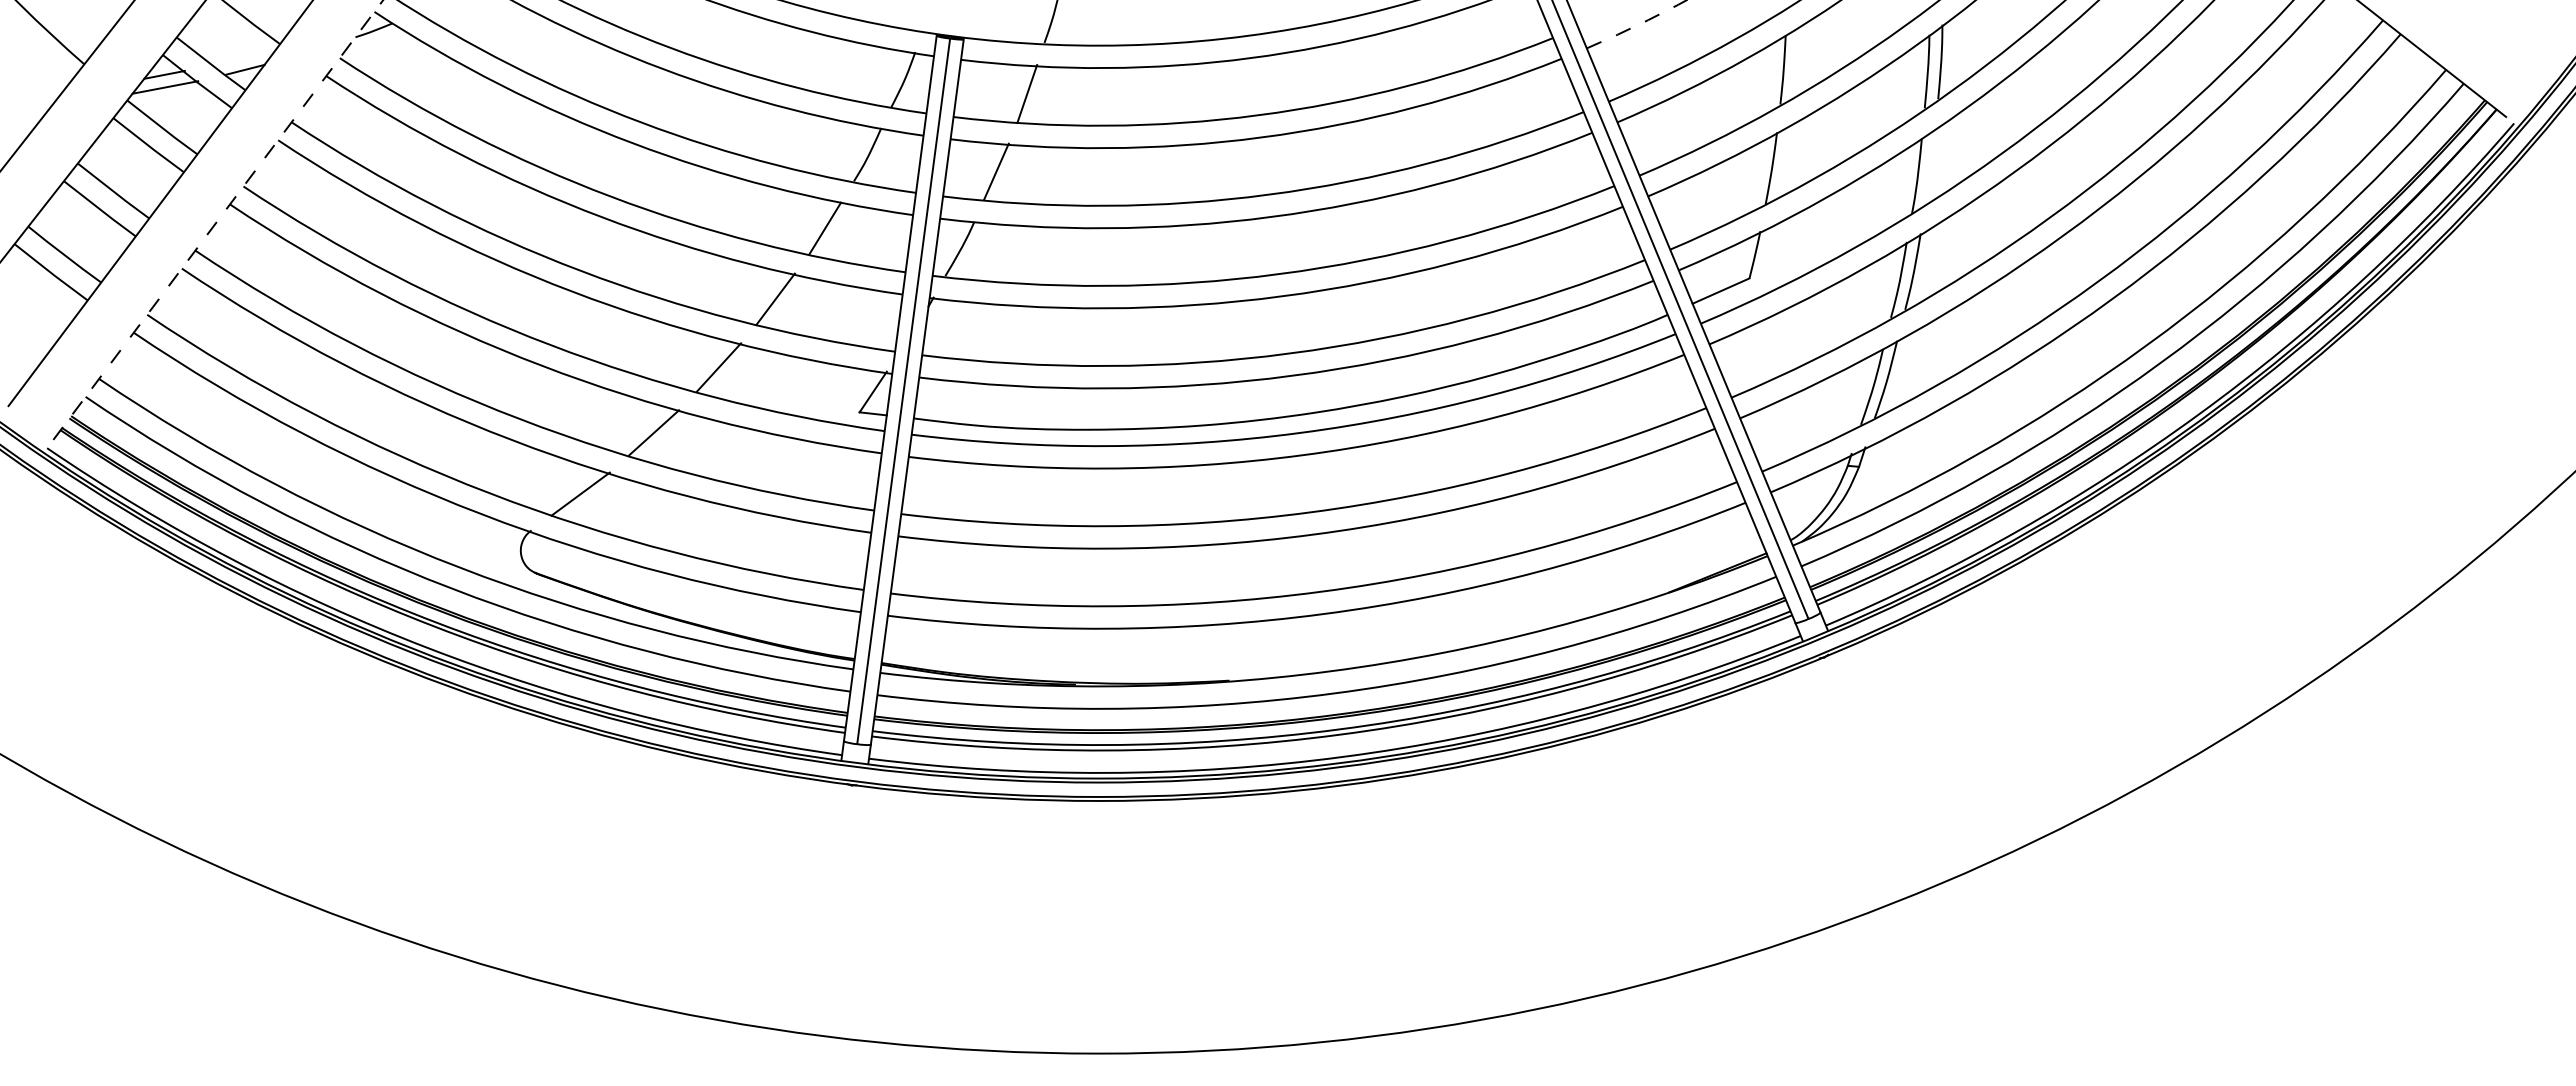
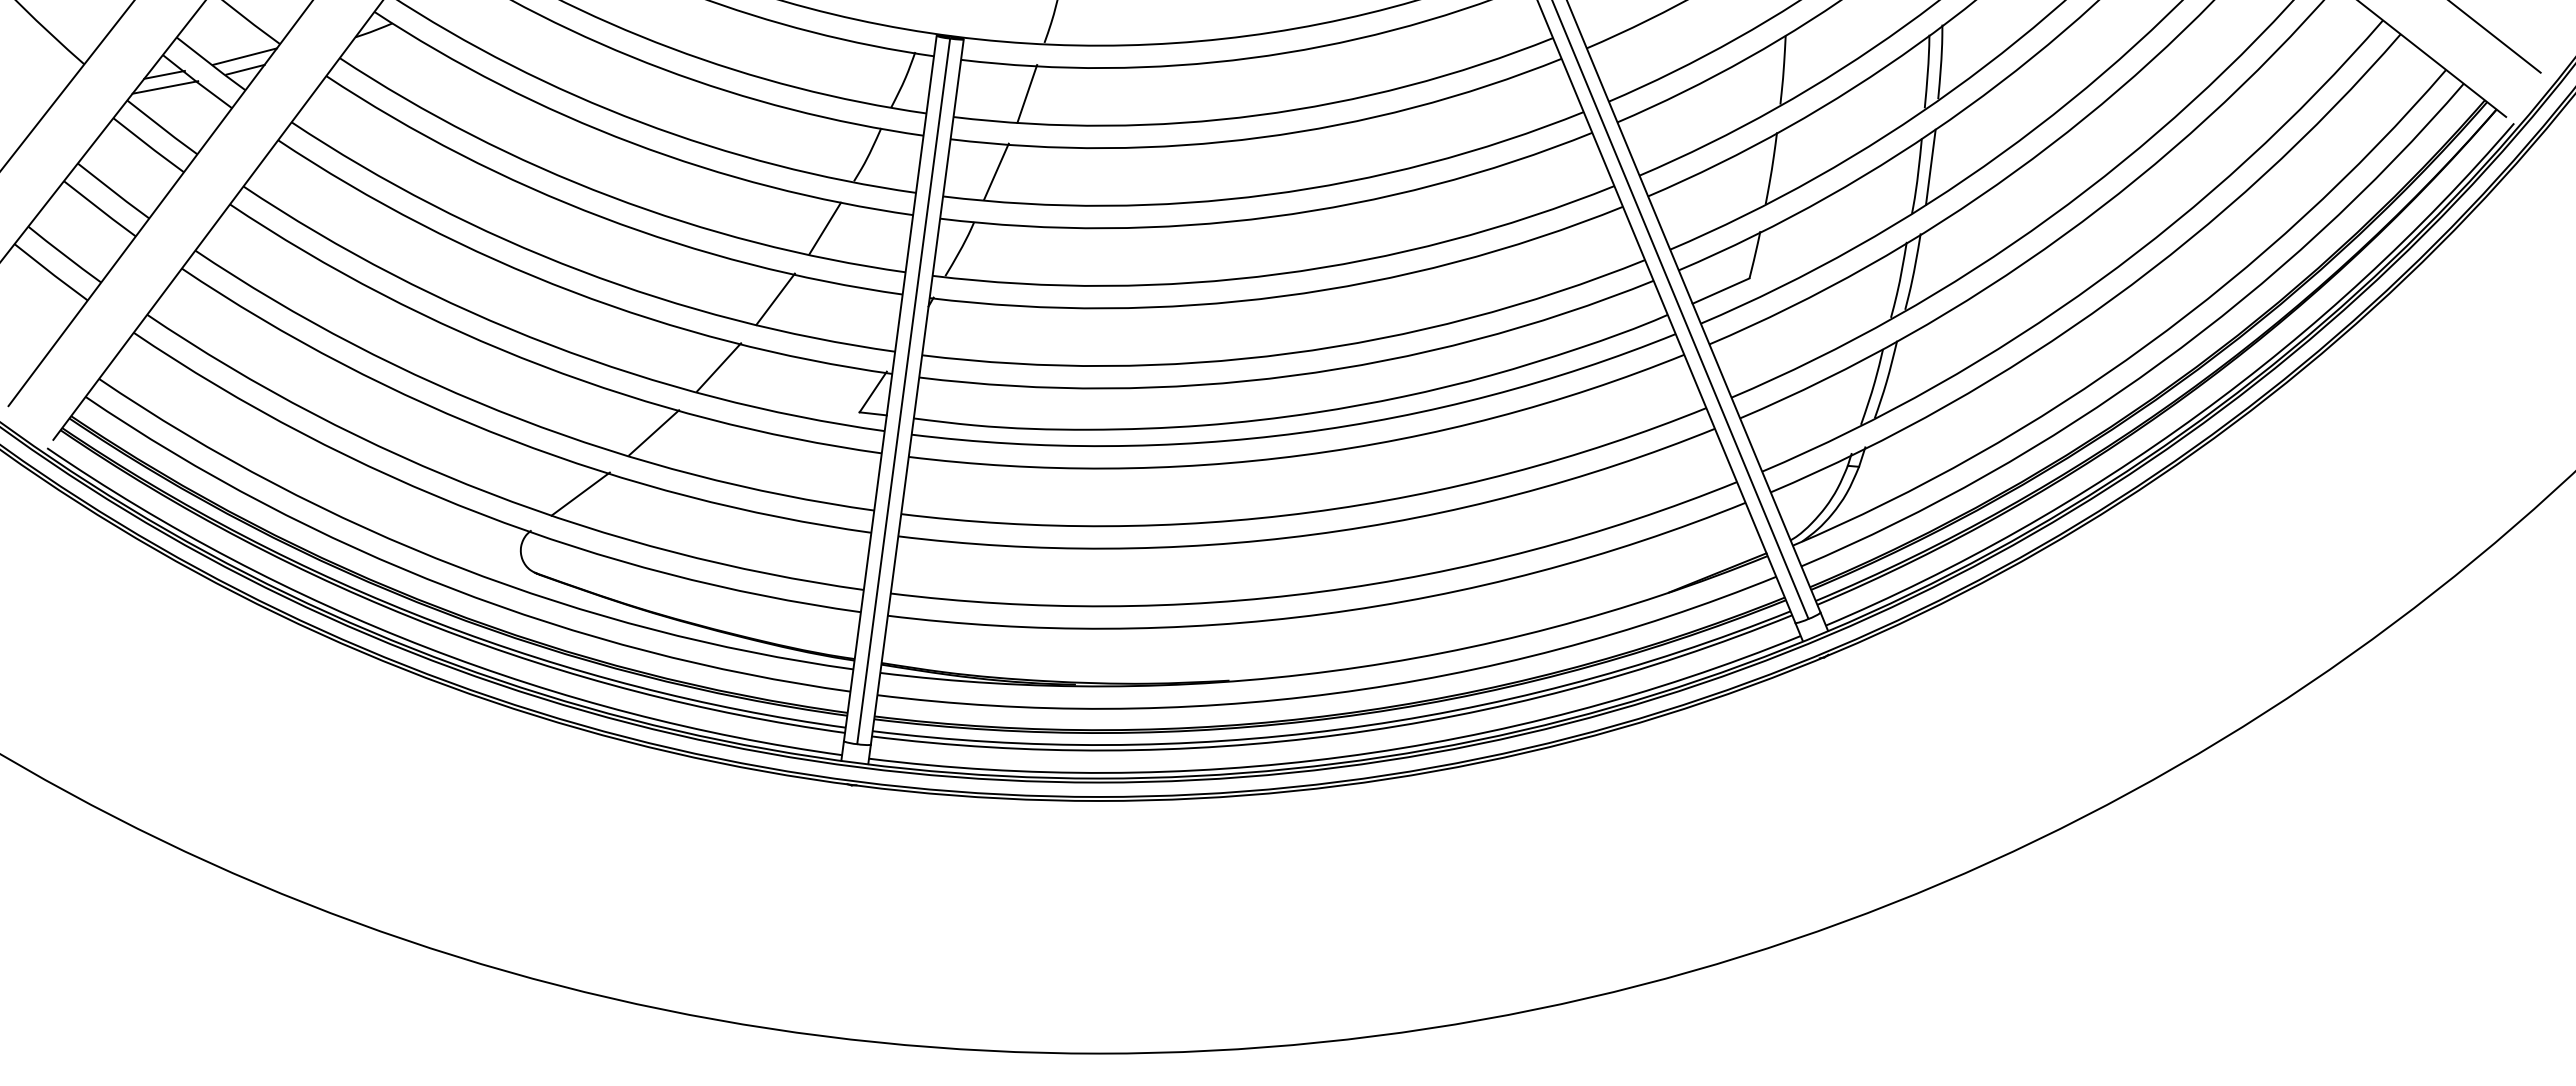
arc: dashed -> solid (1638, 24)
line: none -> present (2495, 37)
line: none -> present (245, 56)
line: none -> present (1930, 166)
line: dashed -> solid (218, 220)
